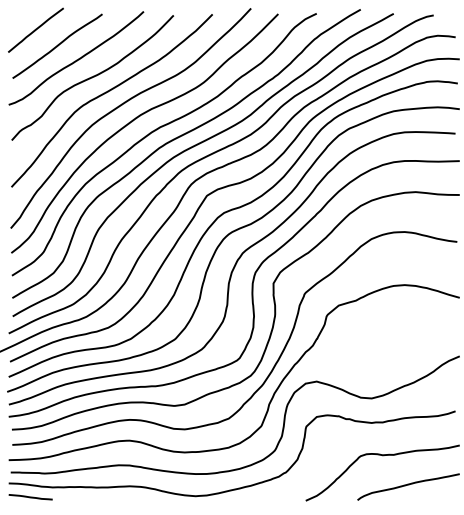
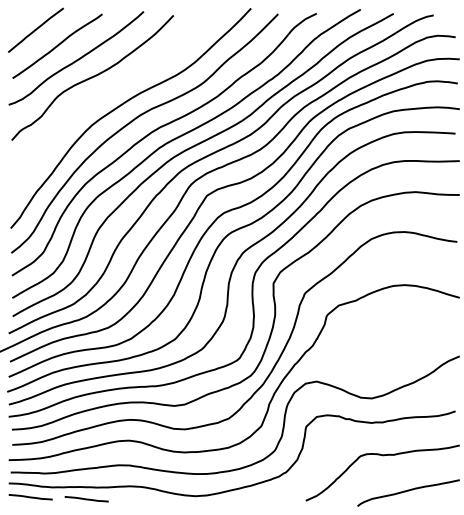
curve: present -> none (108, 92)
curve position: (408, 485) -> (408, 491) (408, 491)
line: none -> present (86, 499)
